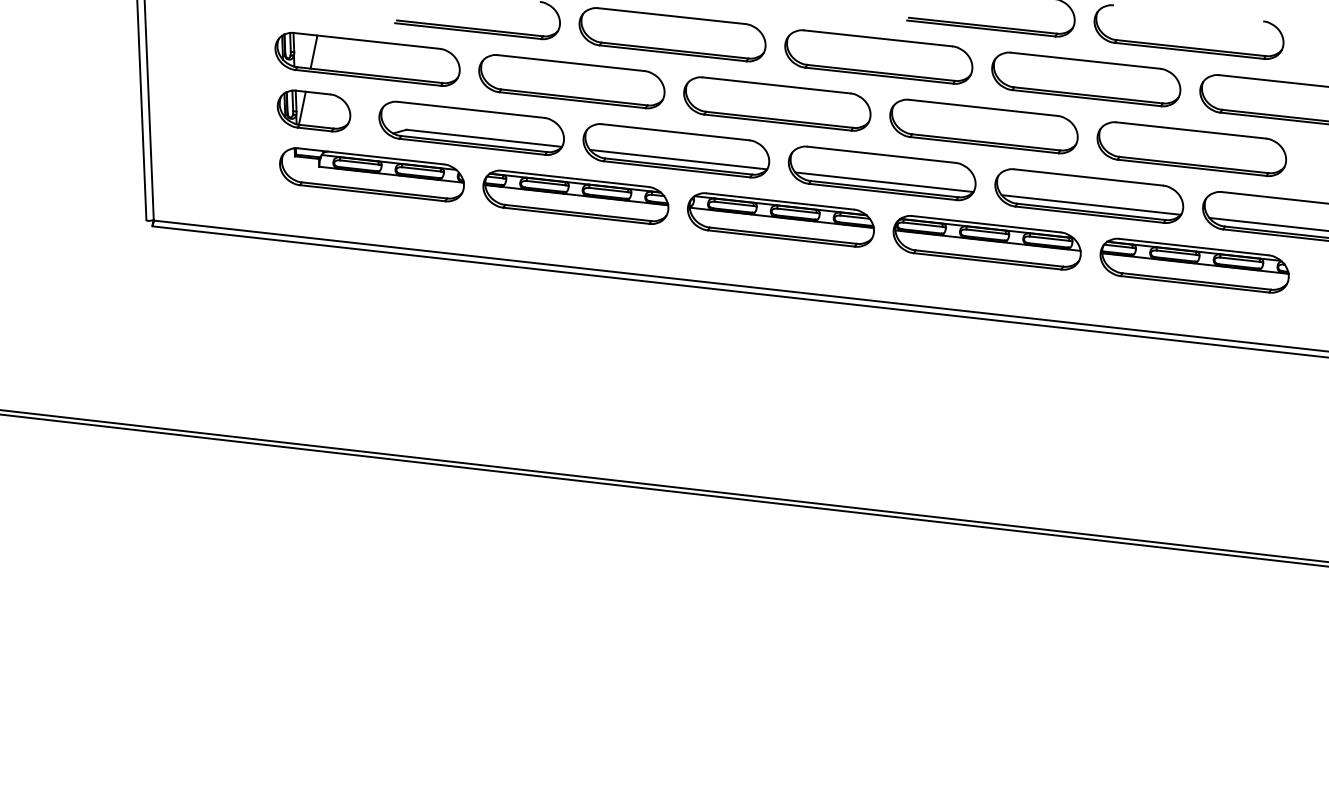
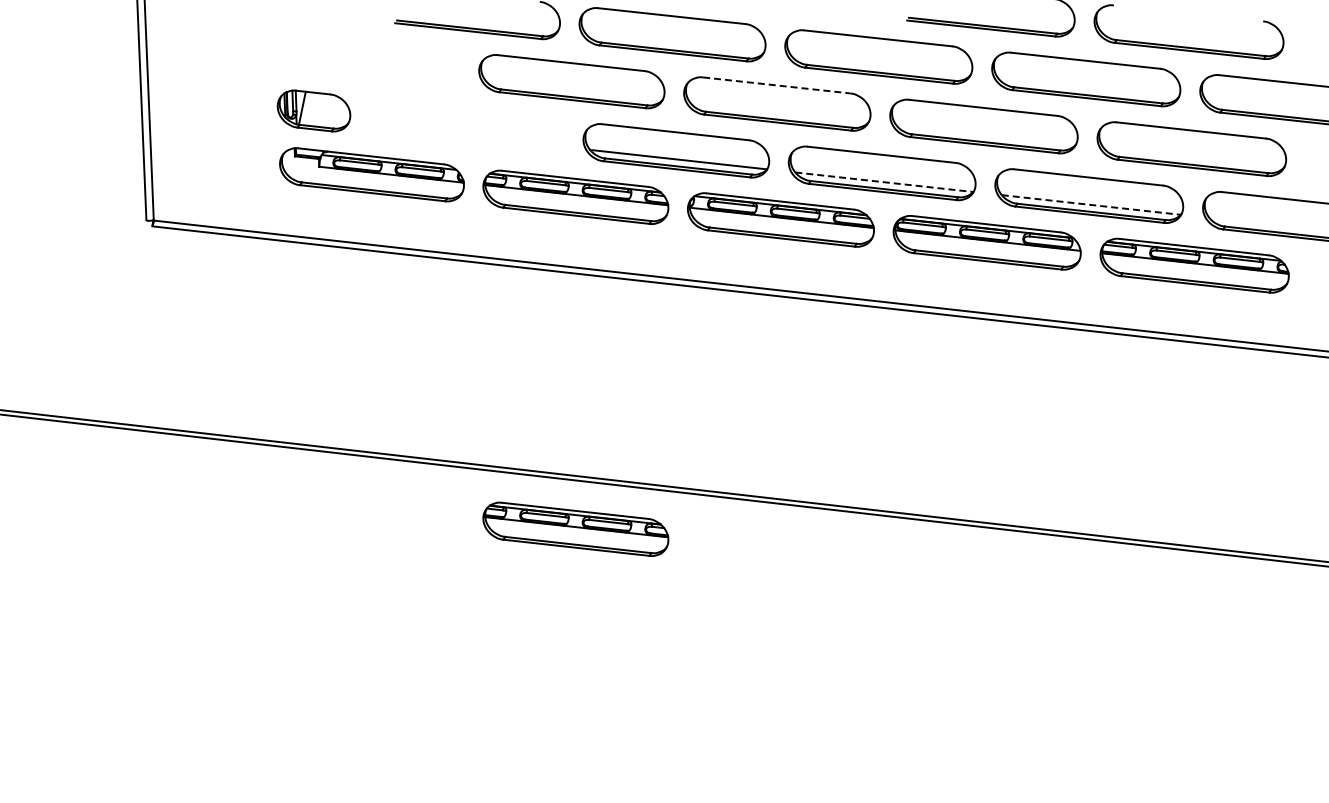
part: present -> none (367, 59)
line: solid -> dashed (777, 85)
part: present -> none (471, 127)
line: solid -> dashed (884, 182)
line: solid -> dashed (1091, 205)
line: present -> none (1267, 223)
part: none -> present (575, 528)
